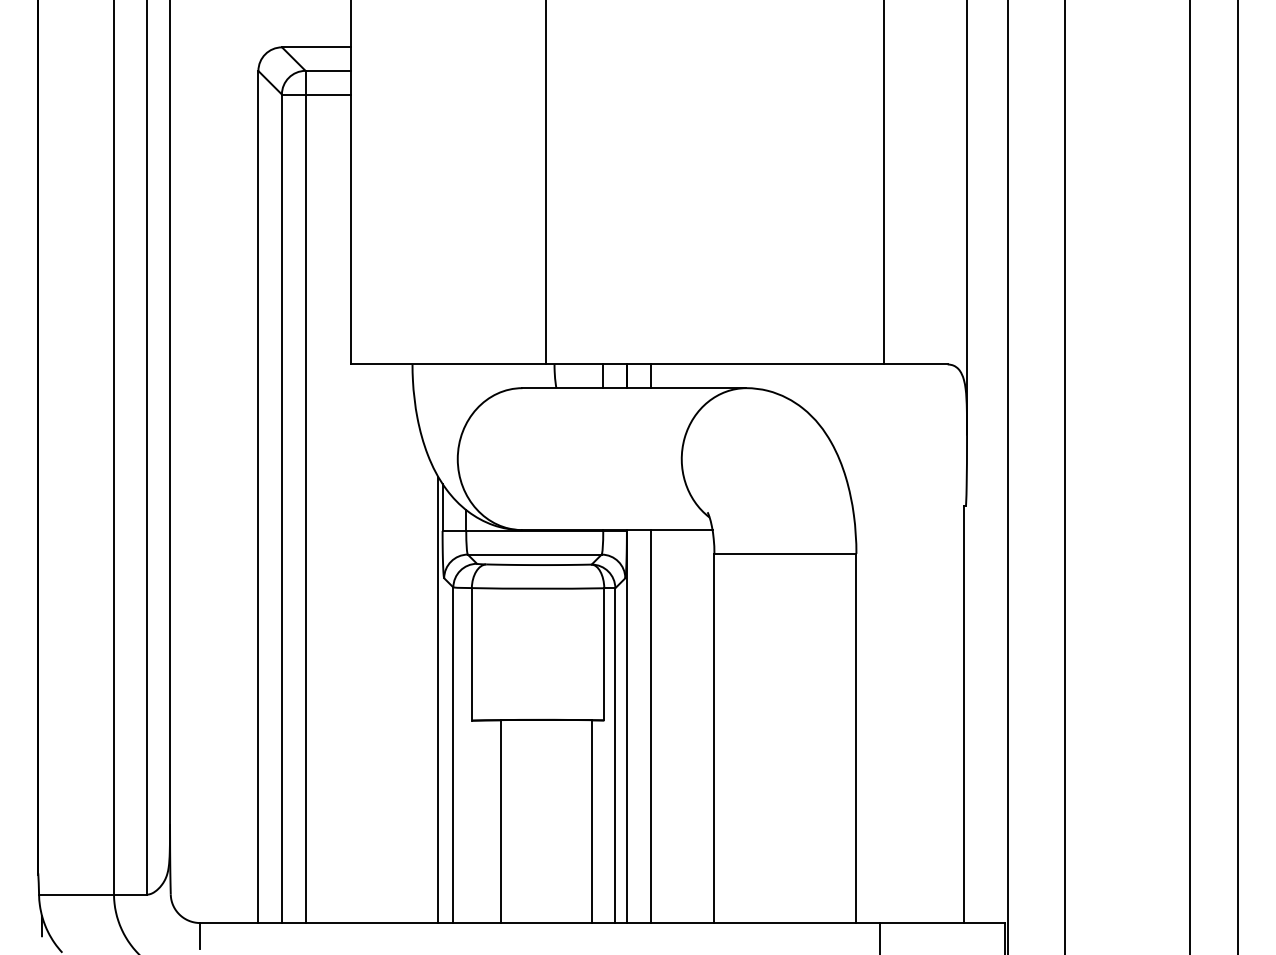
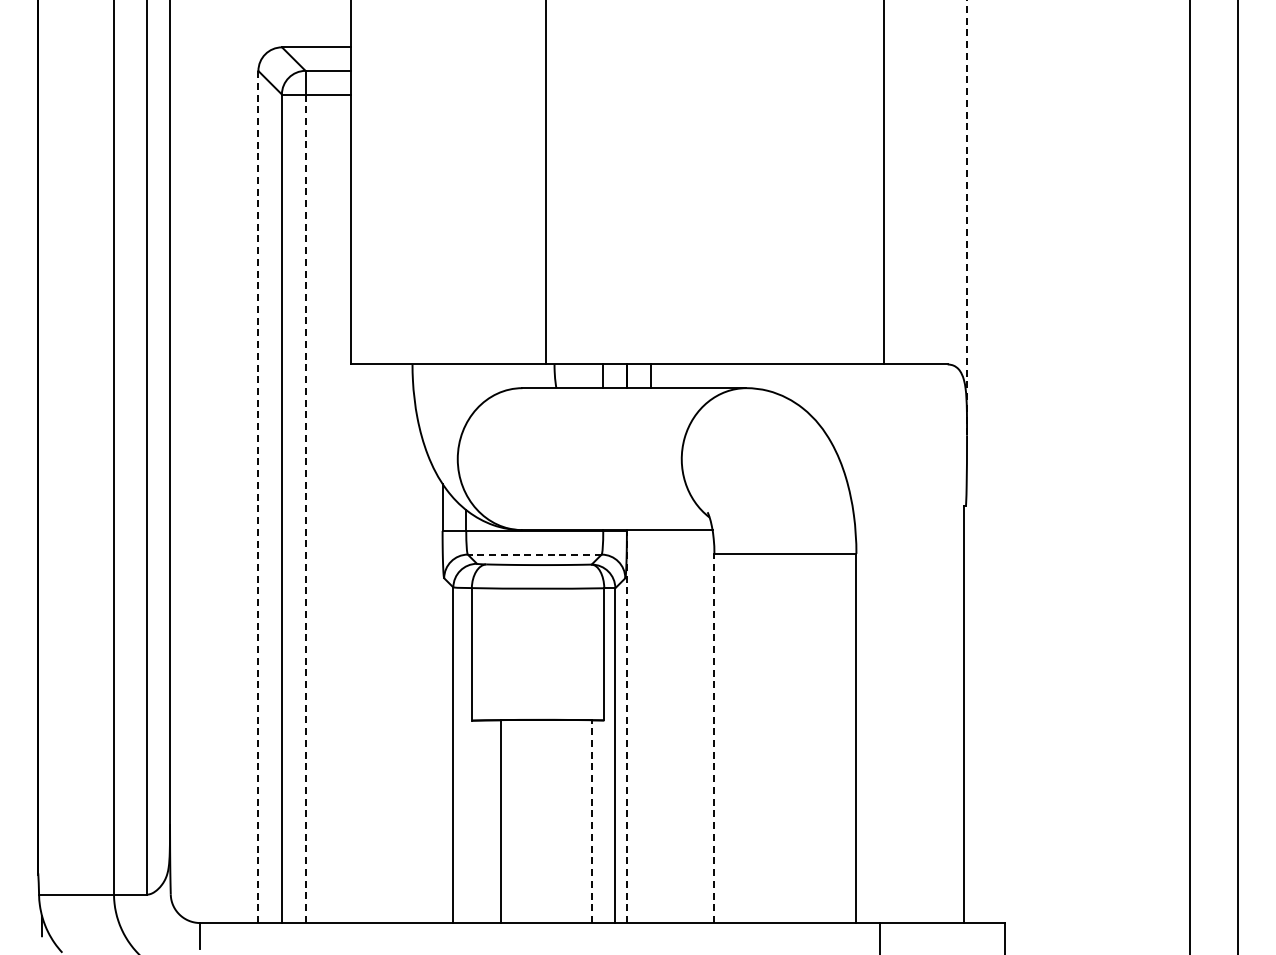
line: solid -> dashed (967, 218)
line: present -> none (1008, 476)
line: present -> none (1065, 476)
line: solid -> dashed (258, 496)
line: solid -> dashed (305, 509)
line: solid -> dashed (534, 554)
line: present -> none (438, 700)
line: solid -> dashed (626, 726)
line: present -> none (650, 726)
line: solid -> dashed (714, 738)
line: solid -> dashed (591, 821)
